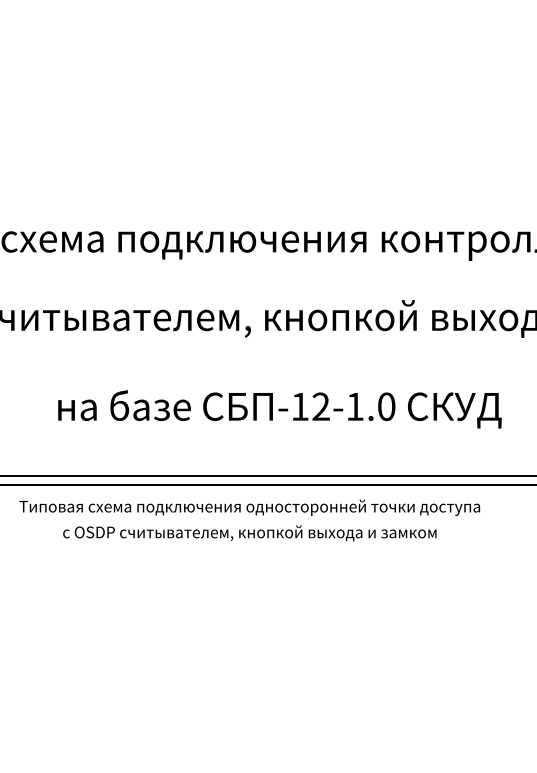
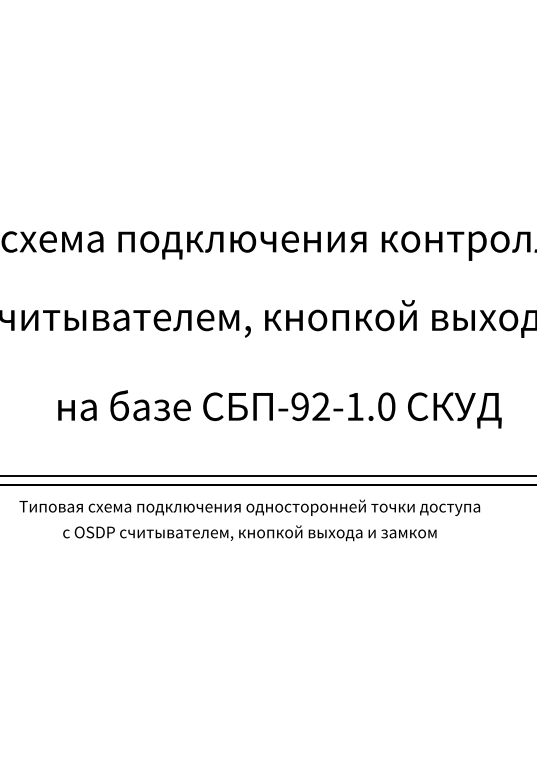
text: -12-1.0 -> -92-1.0 (299, 406)
